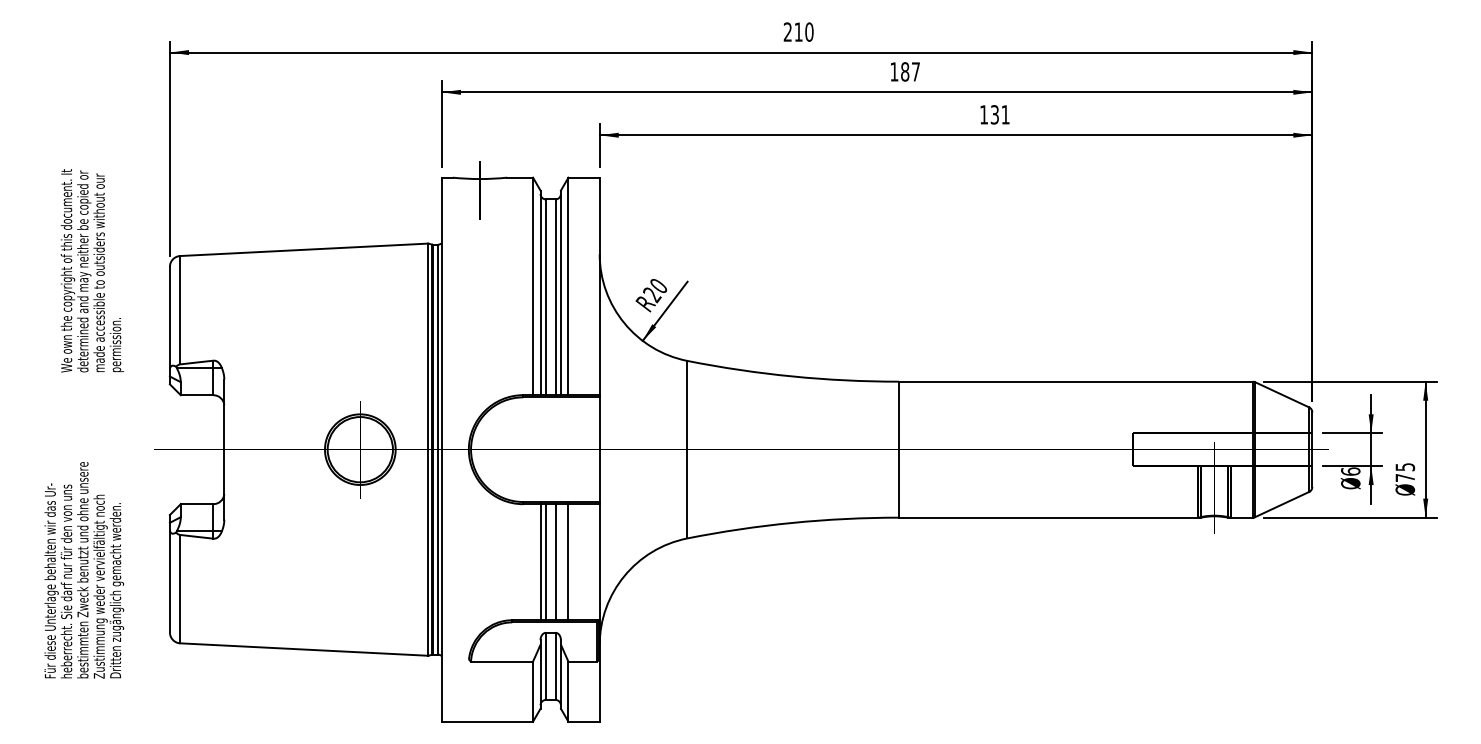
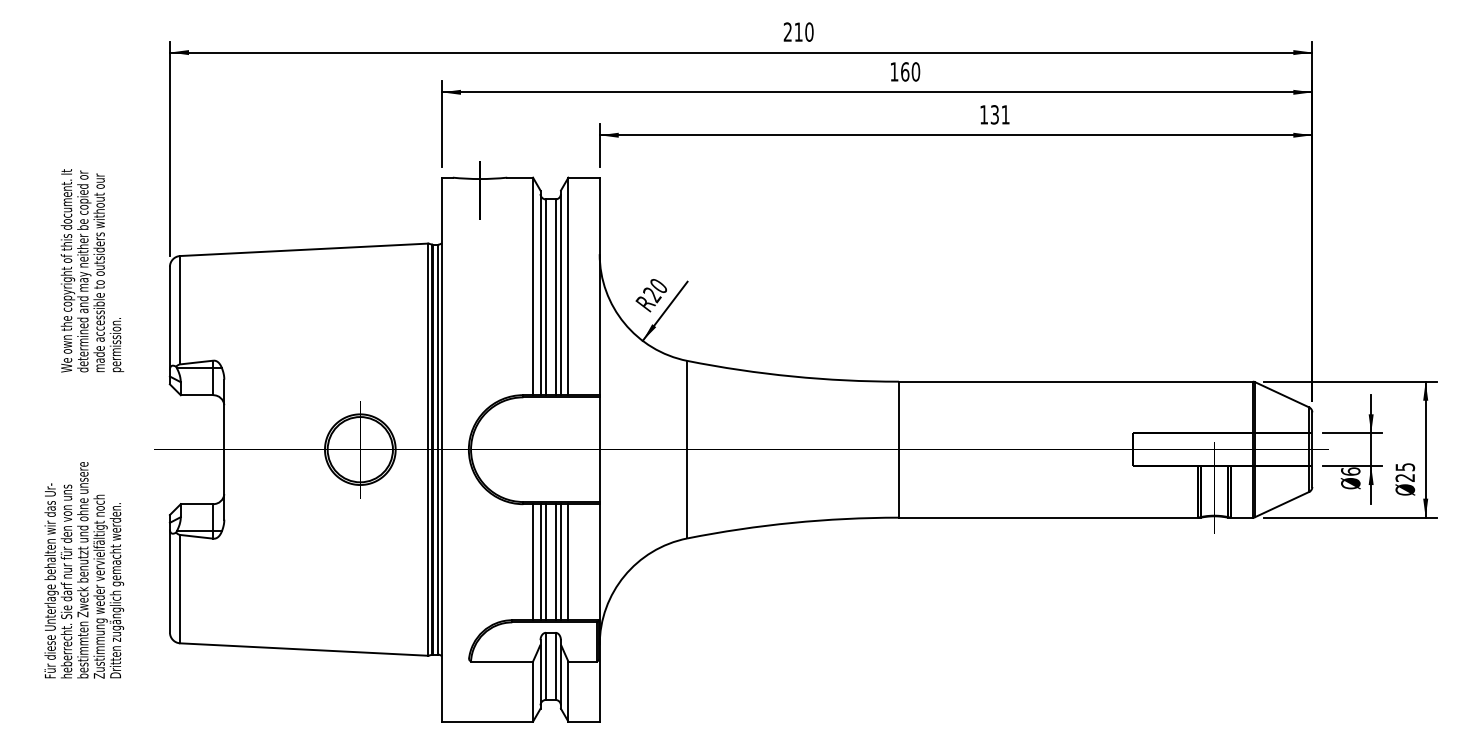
text: 187 -> 160 (910, 71)
text: 75 -> 25 (1404, 477)
line: none -> present (533, 562)
line: none -> present (560, 562)
